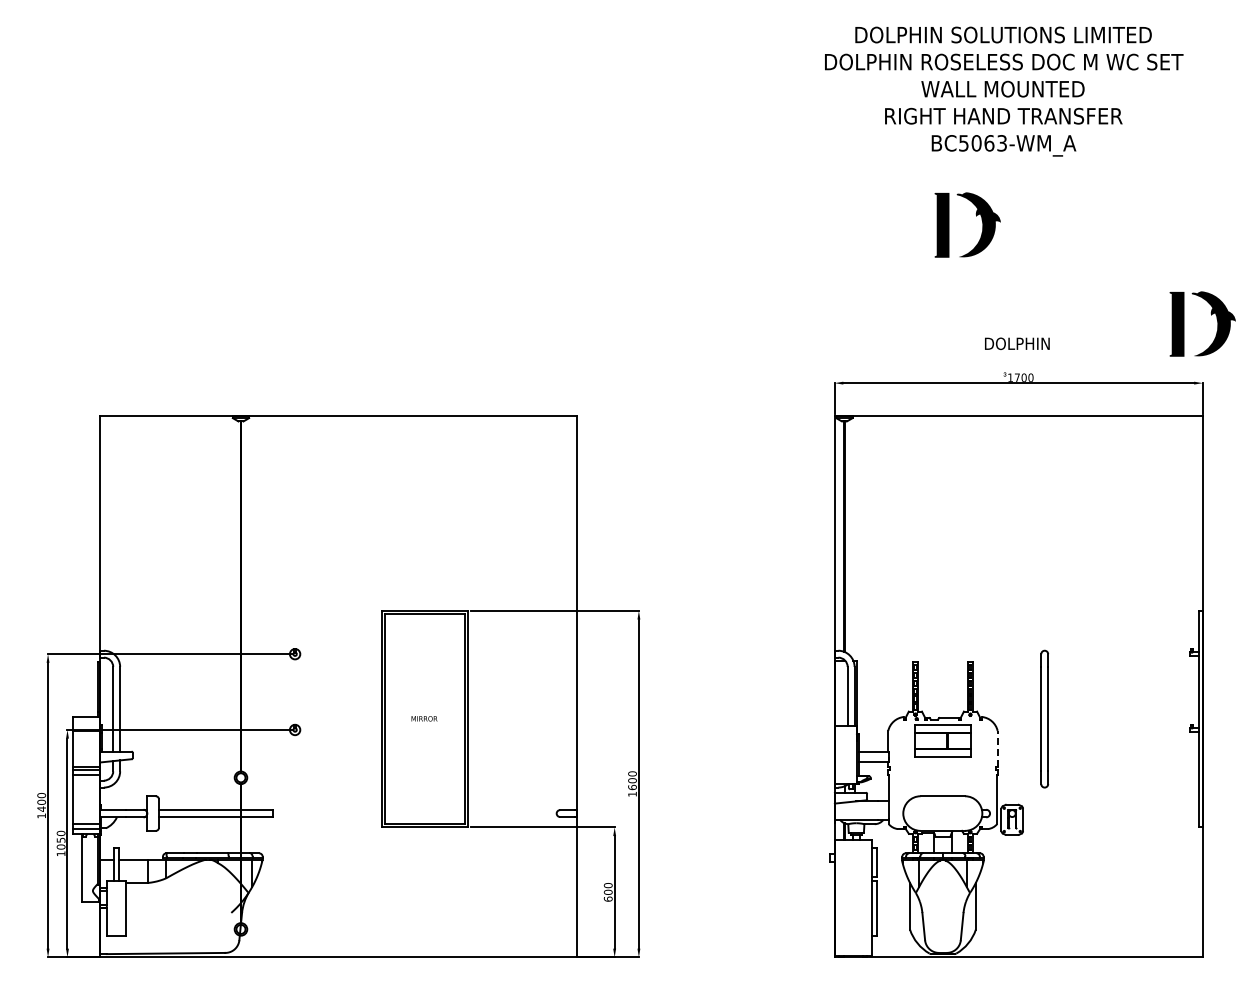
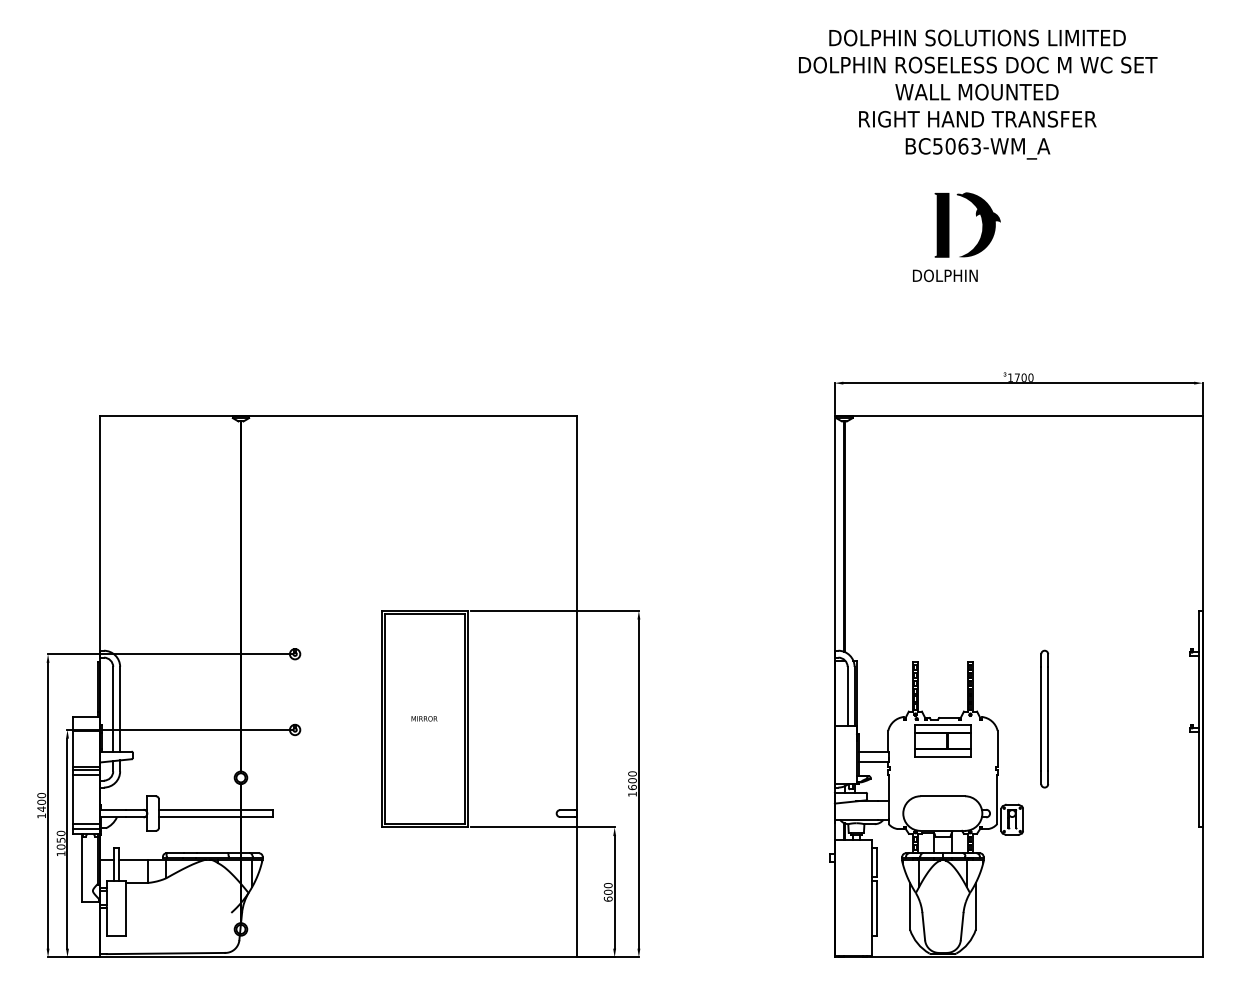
text position: (1004, 91) -> (978, 94) (978, 94)
part: present -> none (1211, 315)
text position: (1017, 343) -> (945, 275) (945, 275)
line: dashed -> solid (997, 748)
